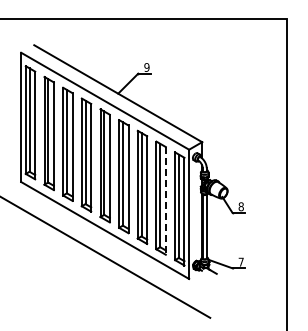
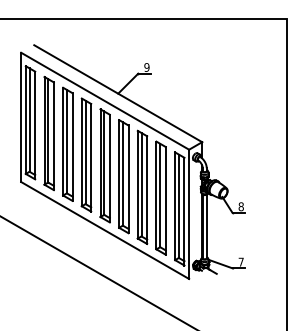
line: dashed -> solid (165, 200)
line position: (106, 257) -> (97, 272) (97, 272)
